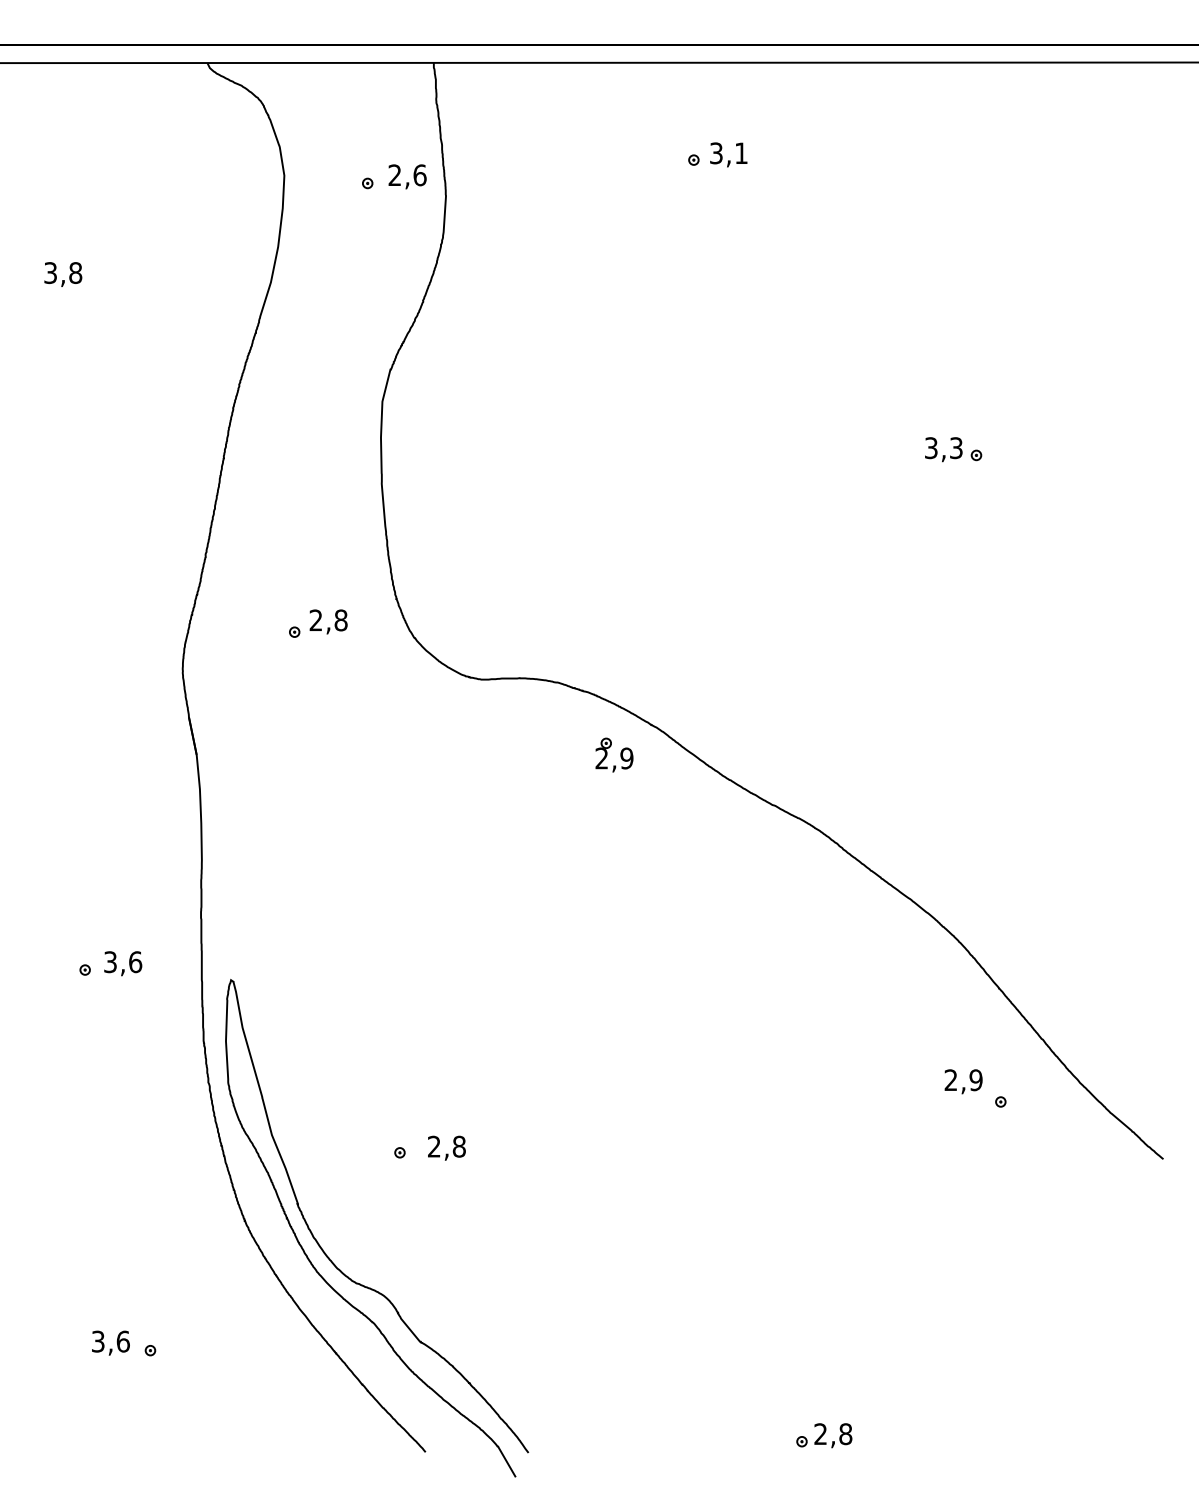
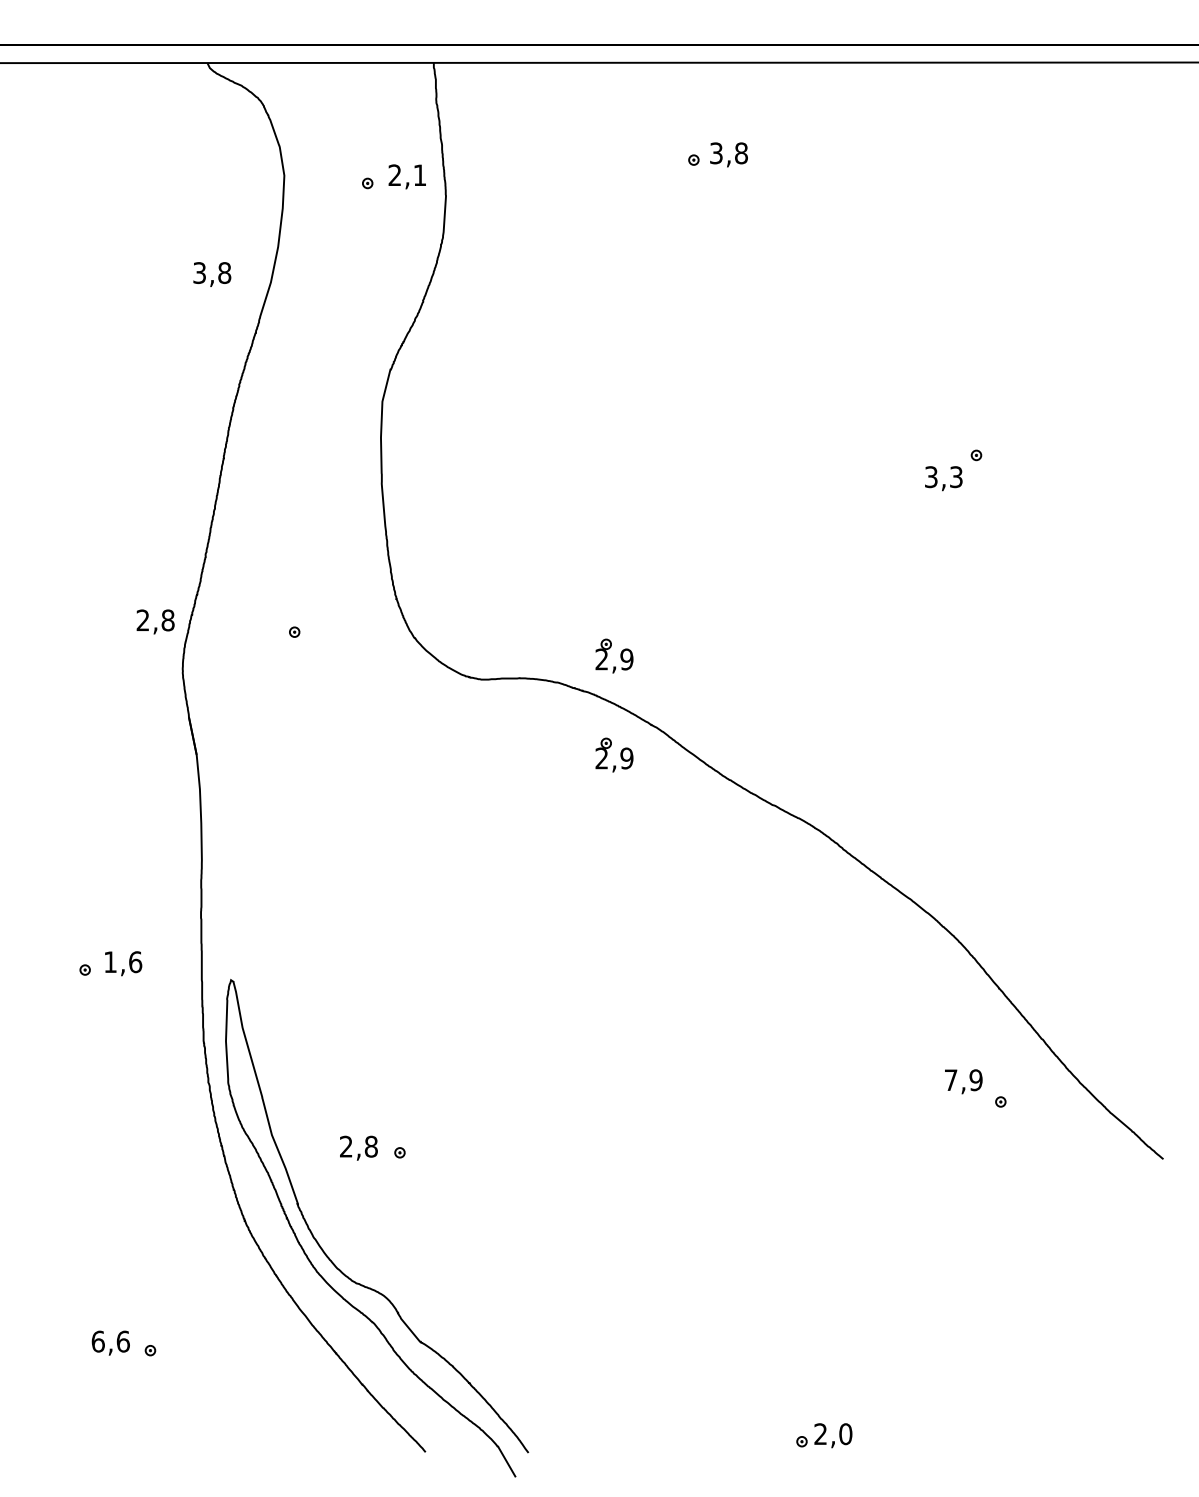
text: 3,1 -> 3,8 (741, 153)
text: 2,6 -> 2,1 (419, 175)
text position: (63, 274) -> (212, 274) (212, 274)
text position: (943, 449) -> (943, 478) (943, 478)
text position: (328, 621) -> (155, 621) (155, 621)
part: none -> present (614, 655)
text: 3,6 -> 1,6 (110, 962)
text: 2,9 -> 7,9 (950, 1079)
text position: (446, 1147) -> (358, 1147) (358, 1147)
text: 3,6 -> 6,6 (97, 1341)
text: 2,8 -> 2,0 (845, 1433)
